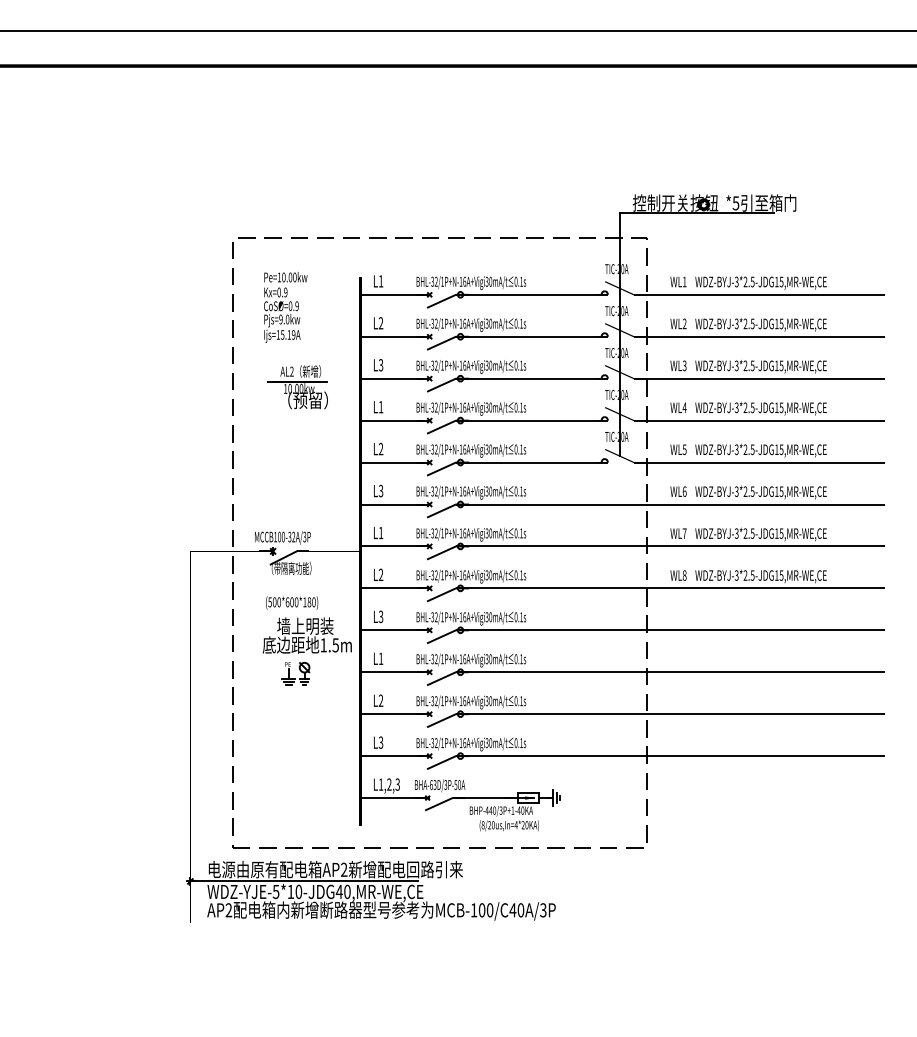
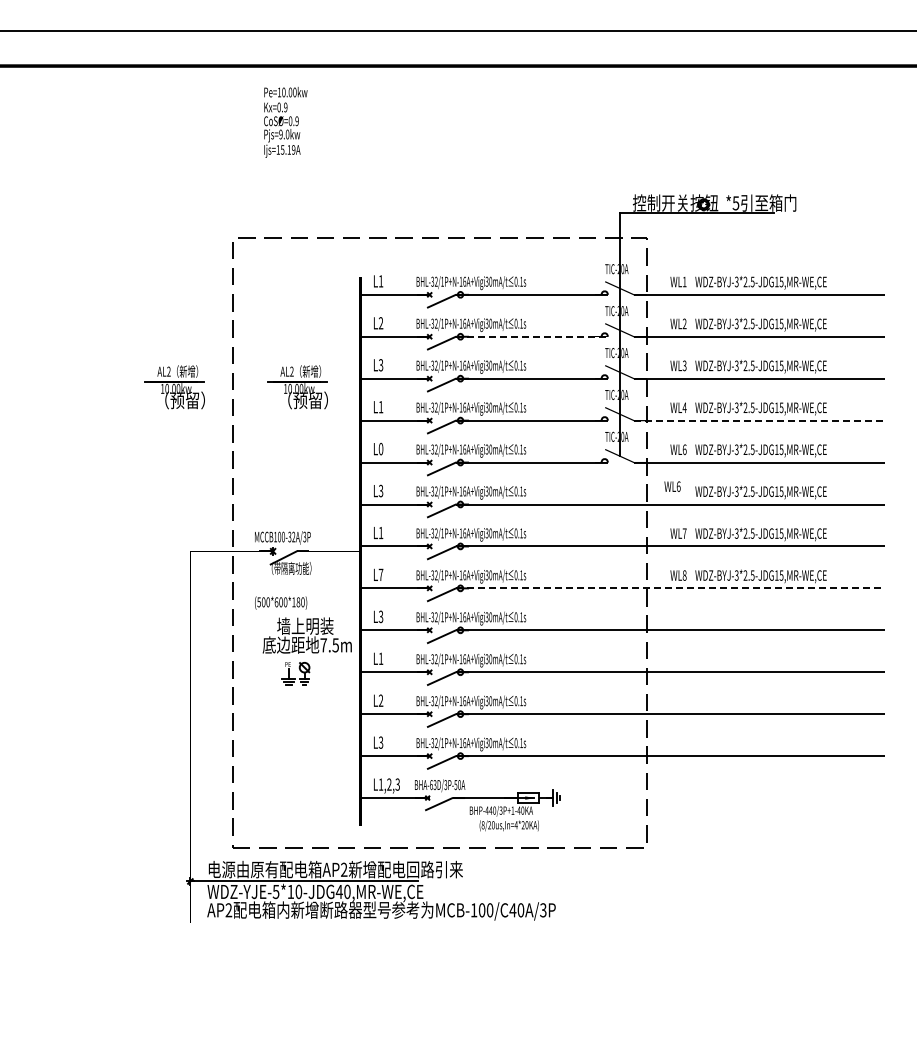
text position: (285, 307) -> (285, 122) (285, 122)
line: solid -> dashed (531, 336)
part: none -> present (174, 387)
line: solid -> dashed (759, 420)
text: L2 -> L0 (380, 449)
text: WL5 -> WL6 (684, 449)
text position: (678, 491) -> (672, 486) (672, 486)
text: L2 -> L7 (380, 574)
line: solid -> dashed (670, 588)
text position: (292, 602) -> (281, 602) (281, 602)
text: 1.5m -> 7.5m (323, 645)
